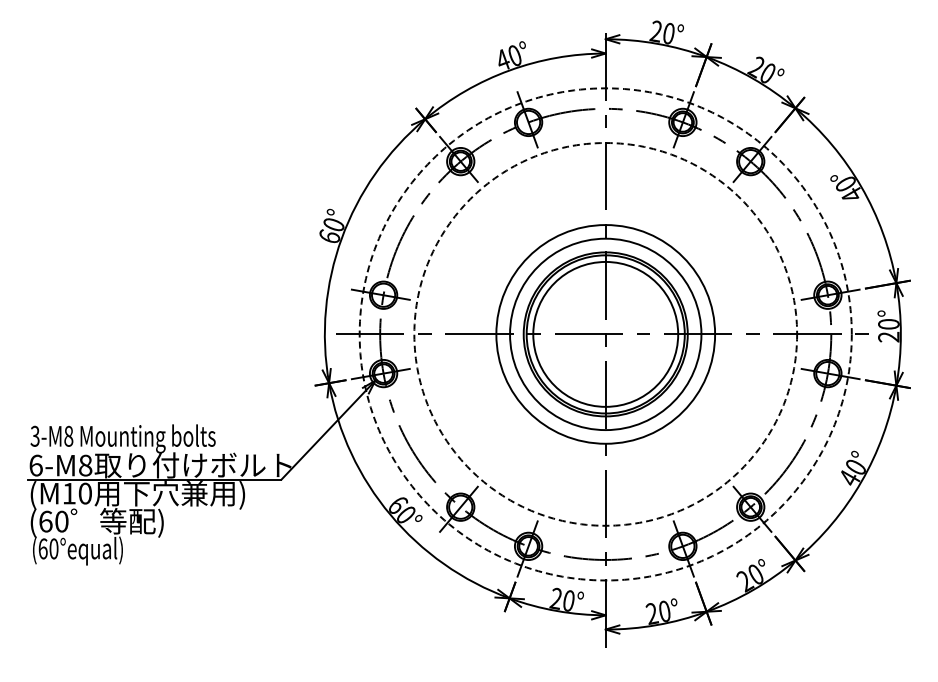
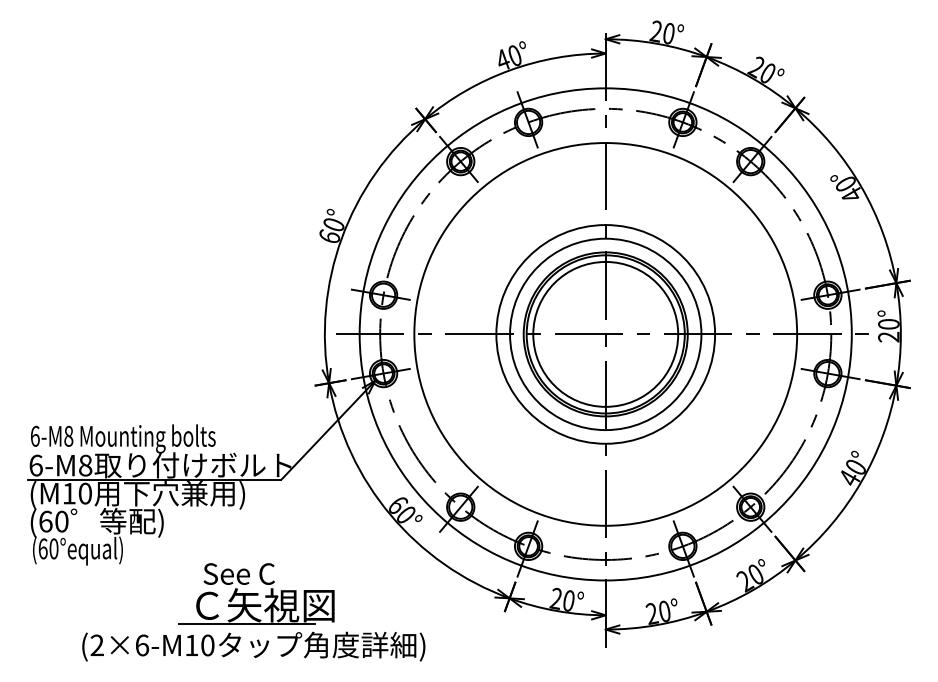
circle: dashed -> solid (605, 334)
circle: dashed -> solid (605, 334)
text: 3-M8 -> 6-M8 (34, 435)
part: none -> present (253, 612)
